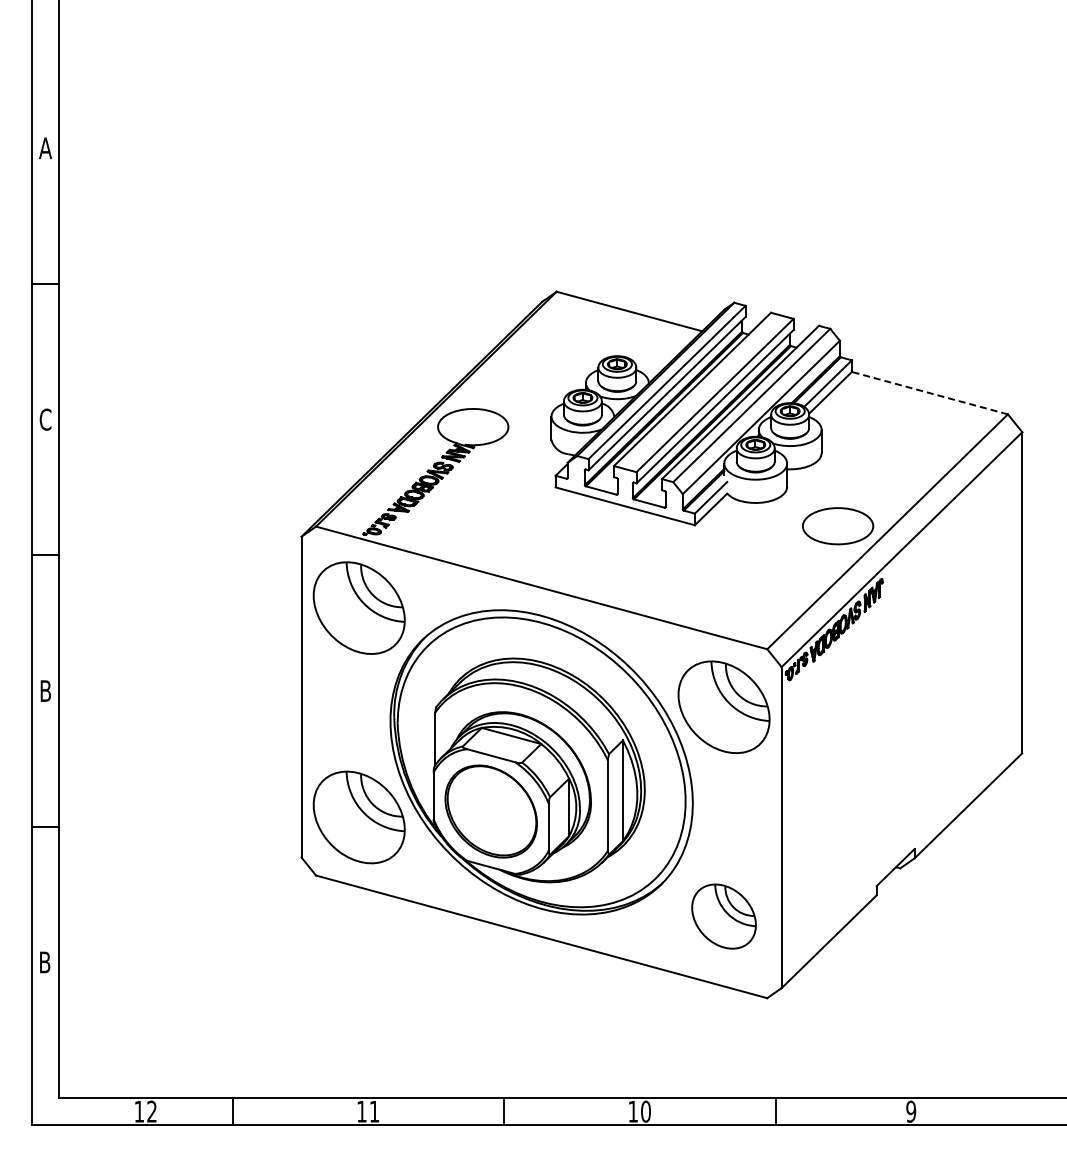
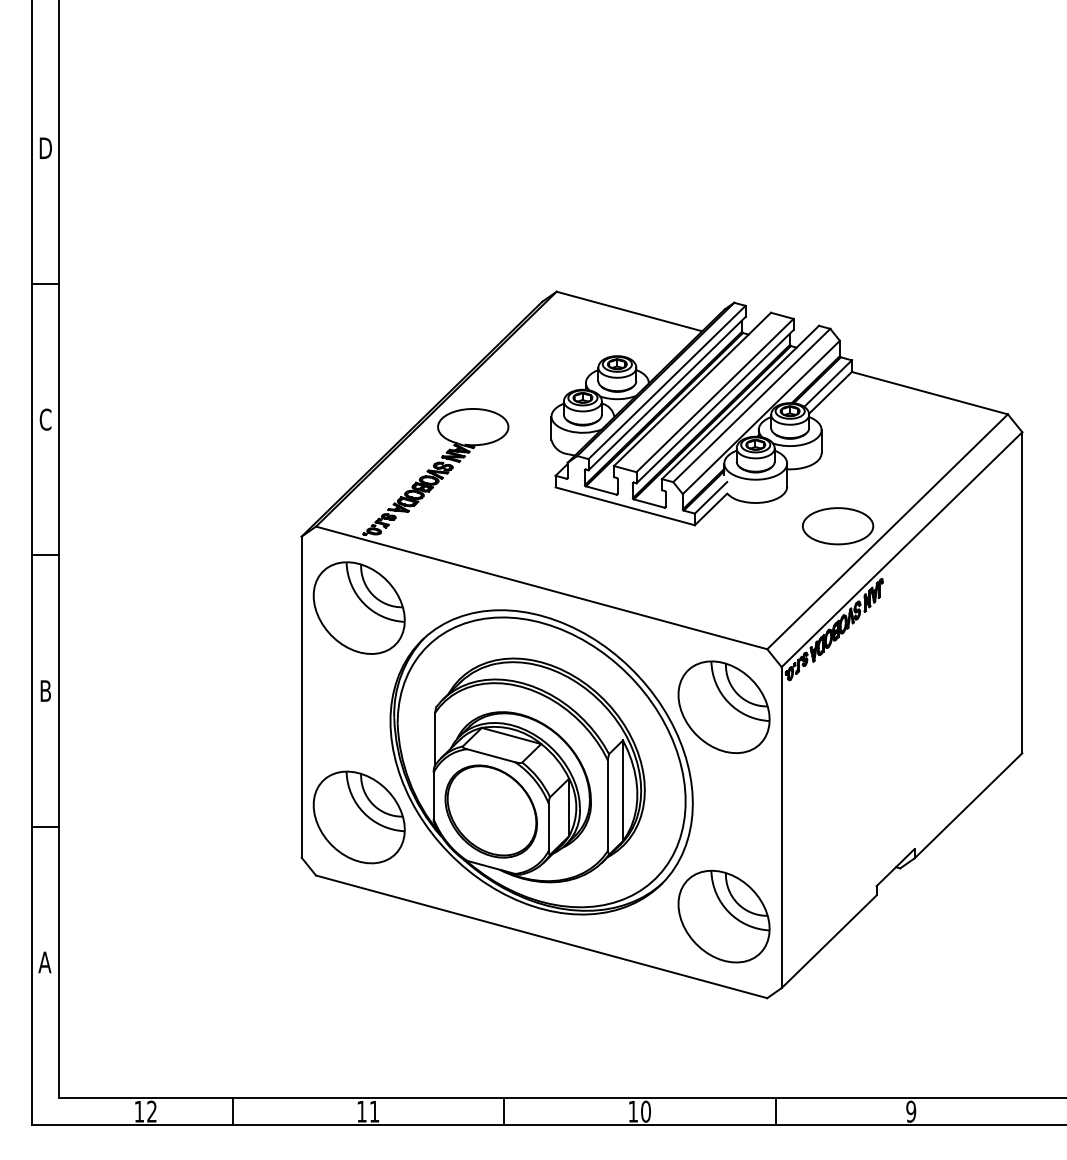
text: A -> D (45, 147)
line: dashed -> solid (929, 393)
part size: 66x67 px -> 94x95 px (723, 916)
text: B -> A (44, 962)
